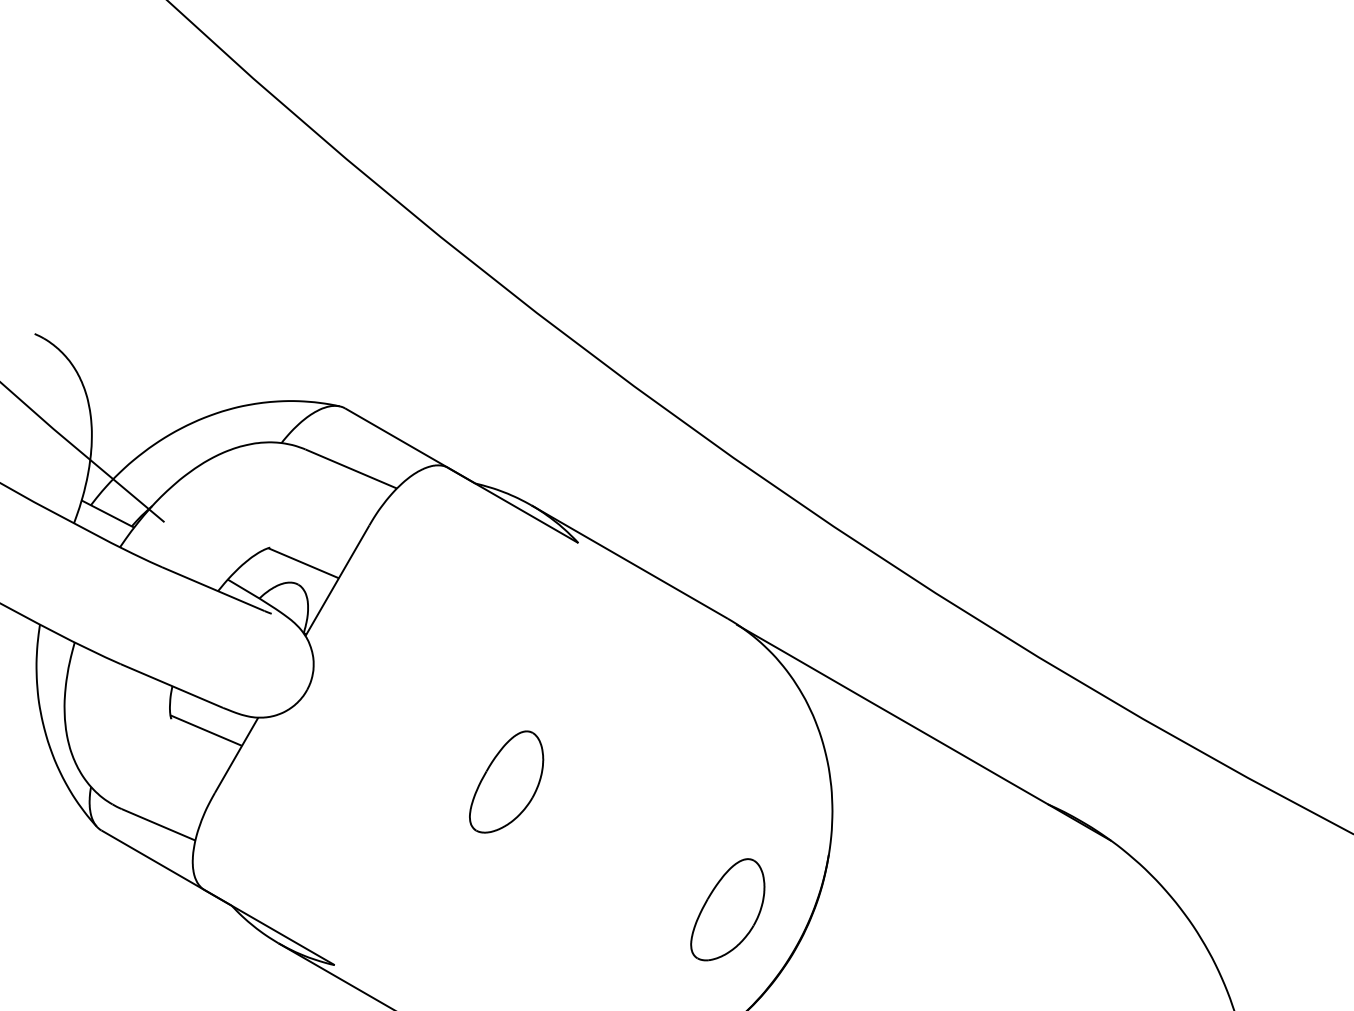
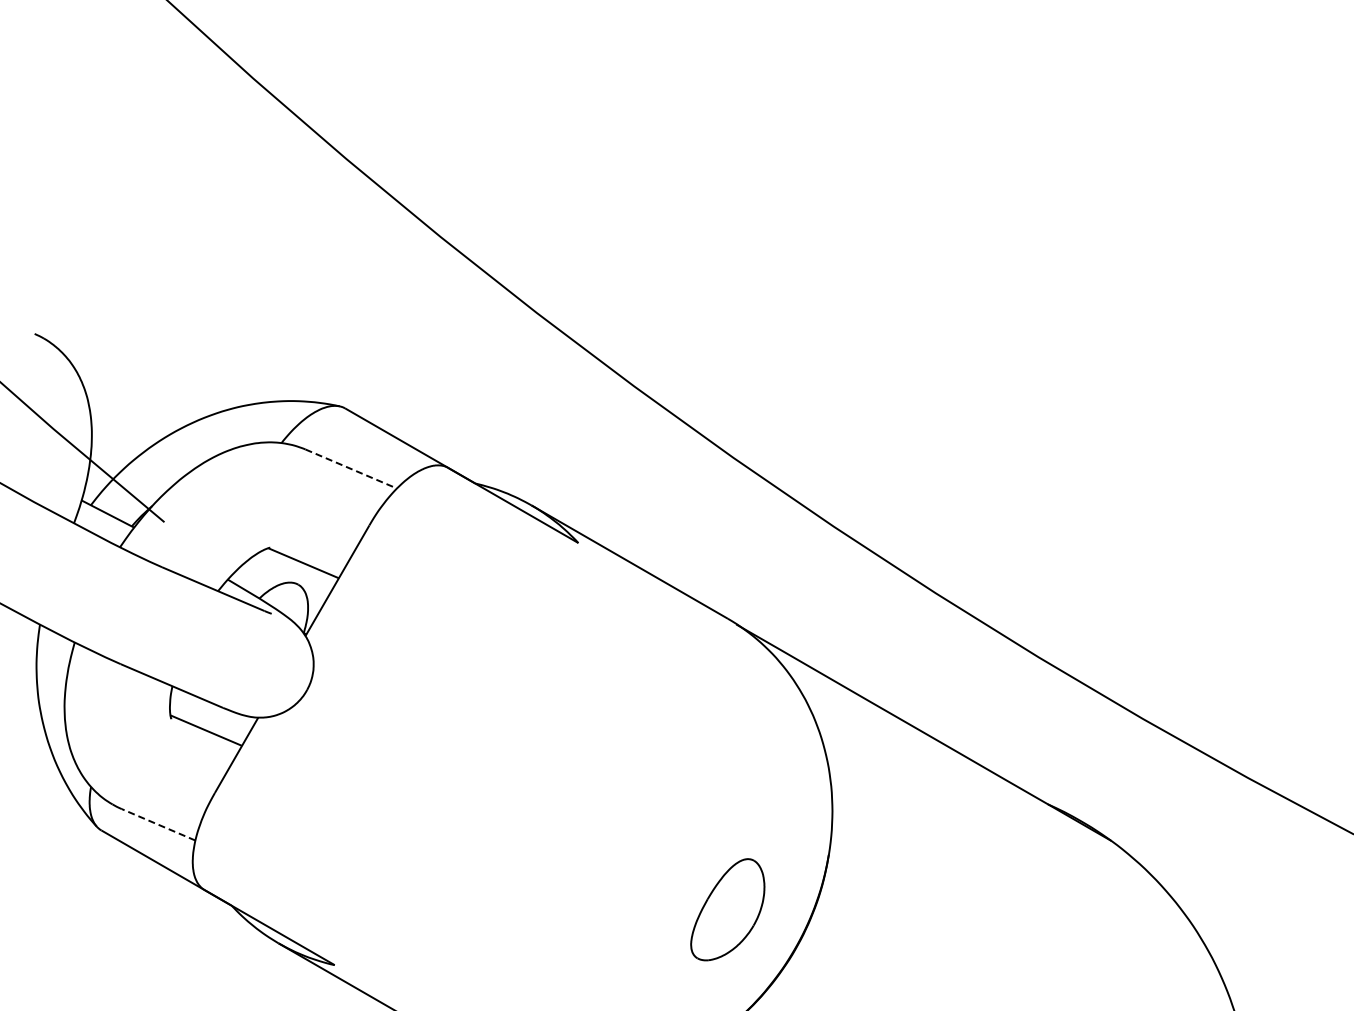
line: solid -> dashed (351, 469)
part: present -> none (506, 781)
line: solid -> dashed (158, 824)
